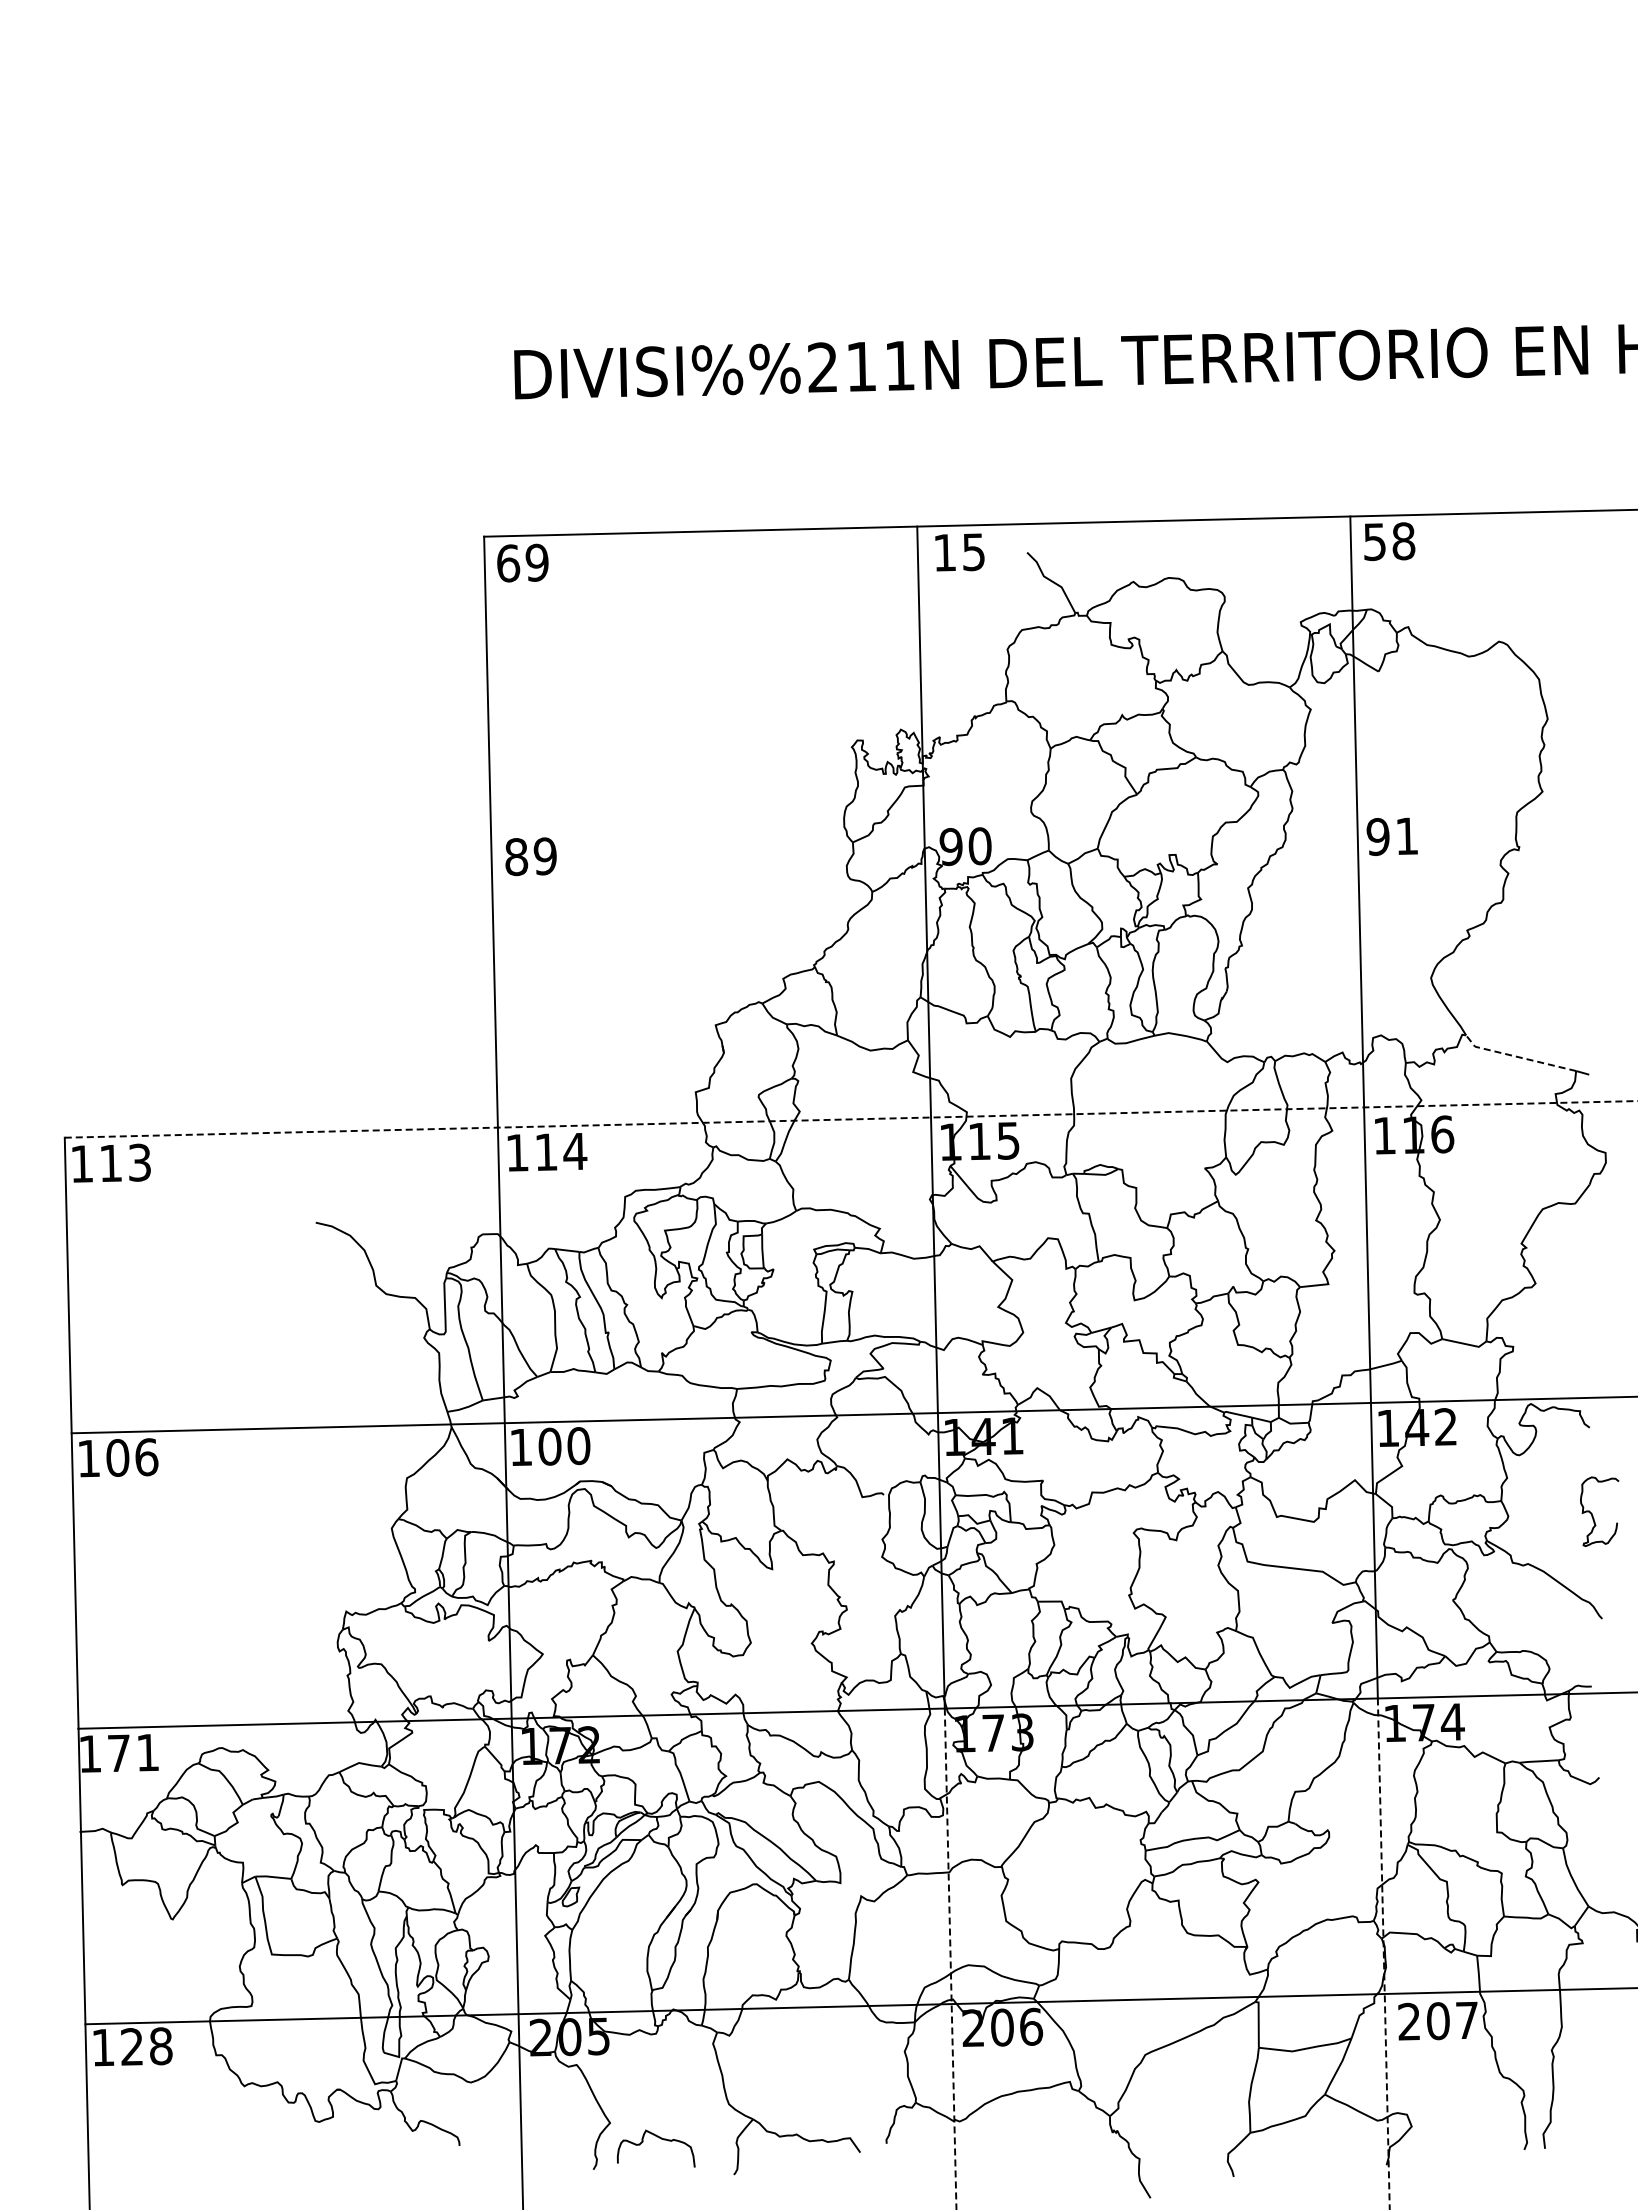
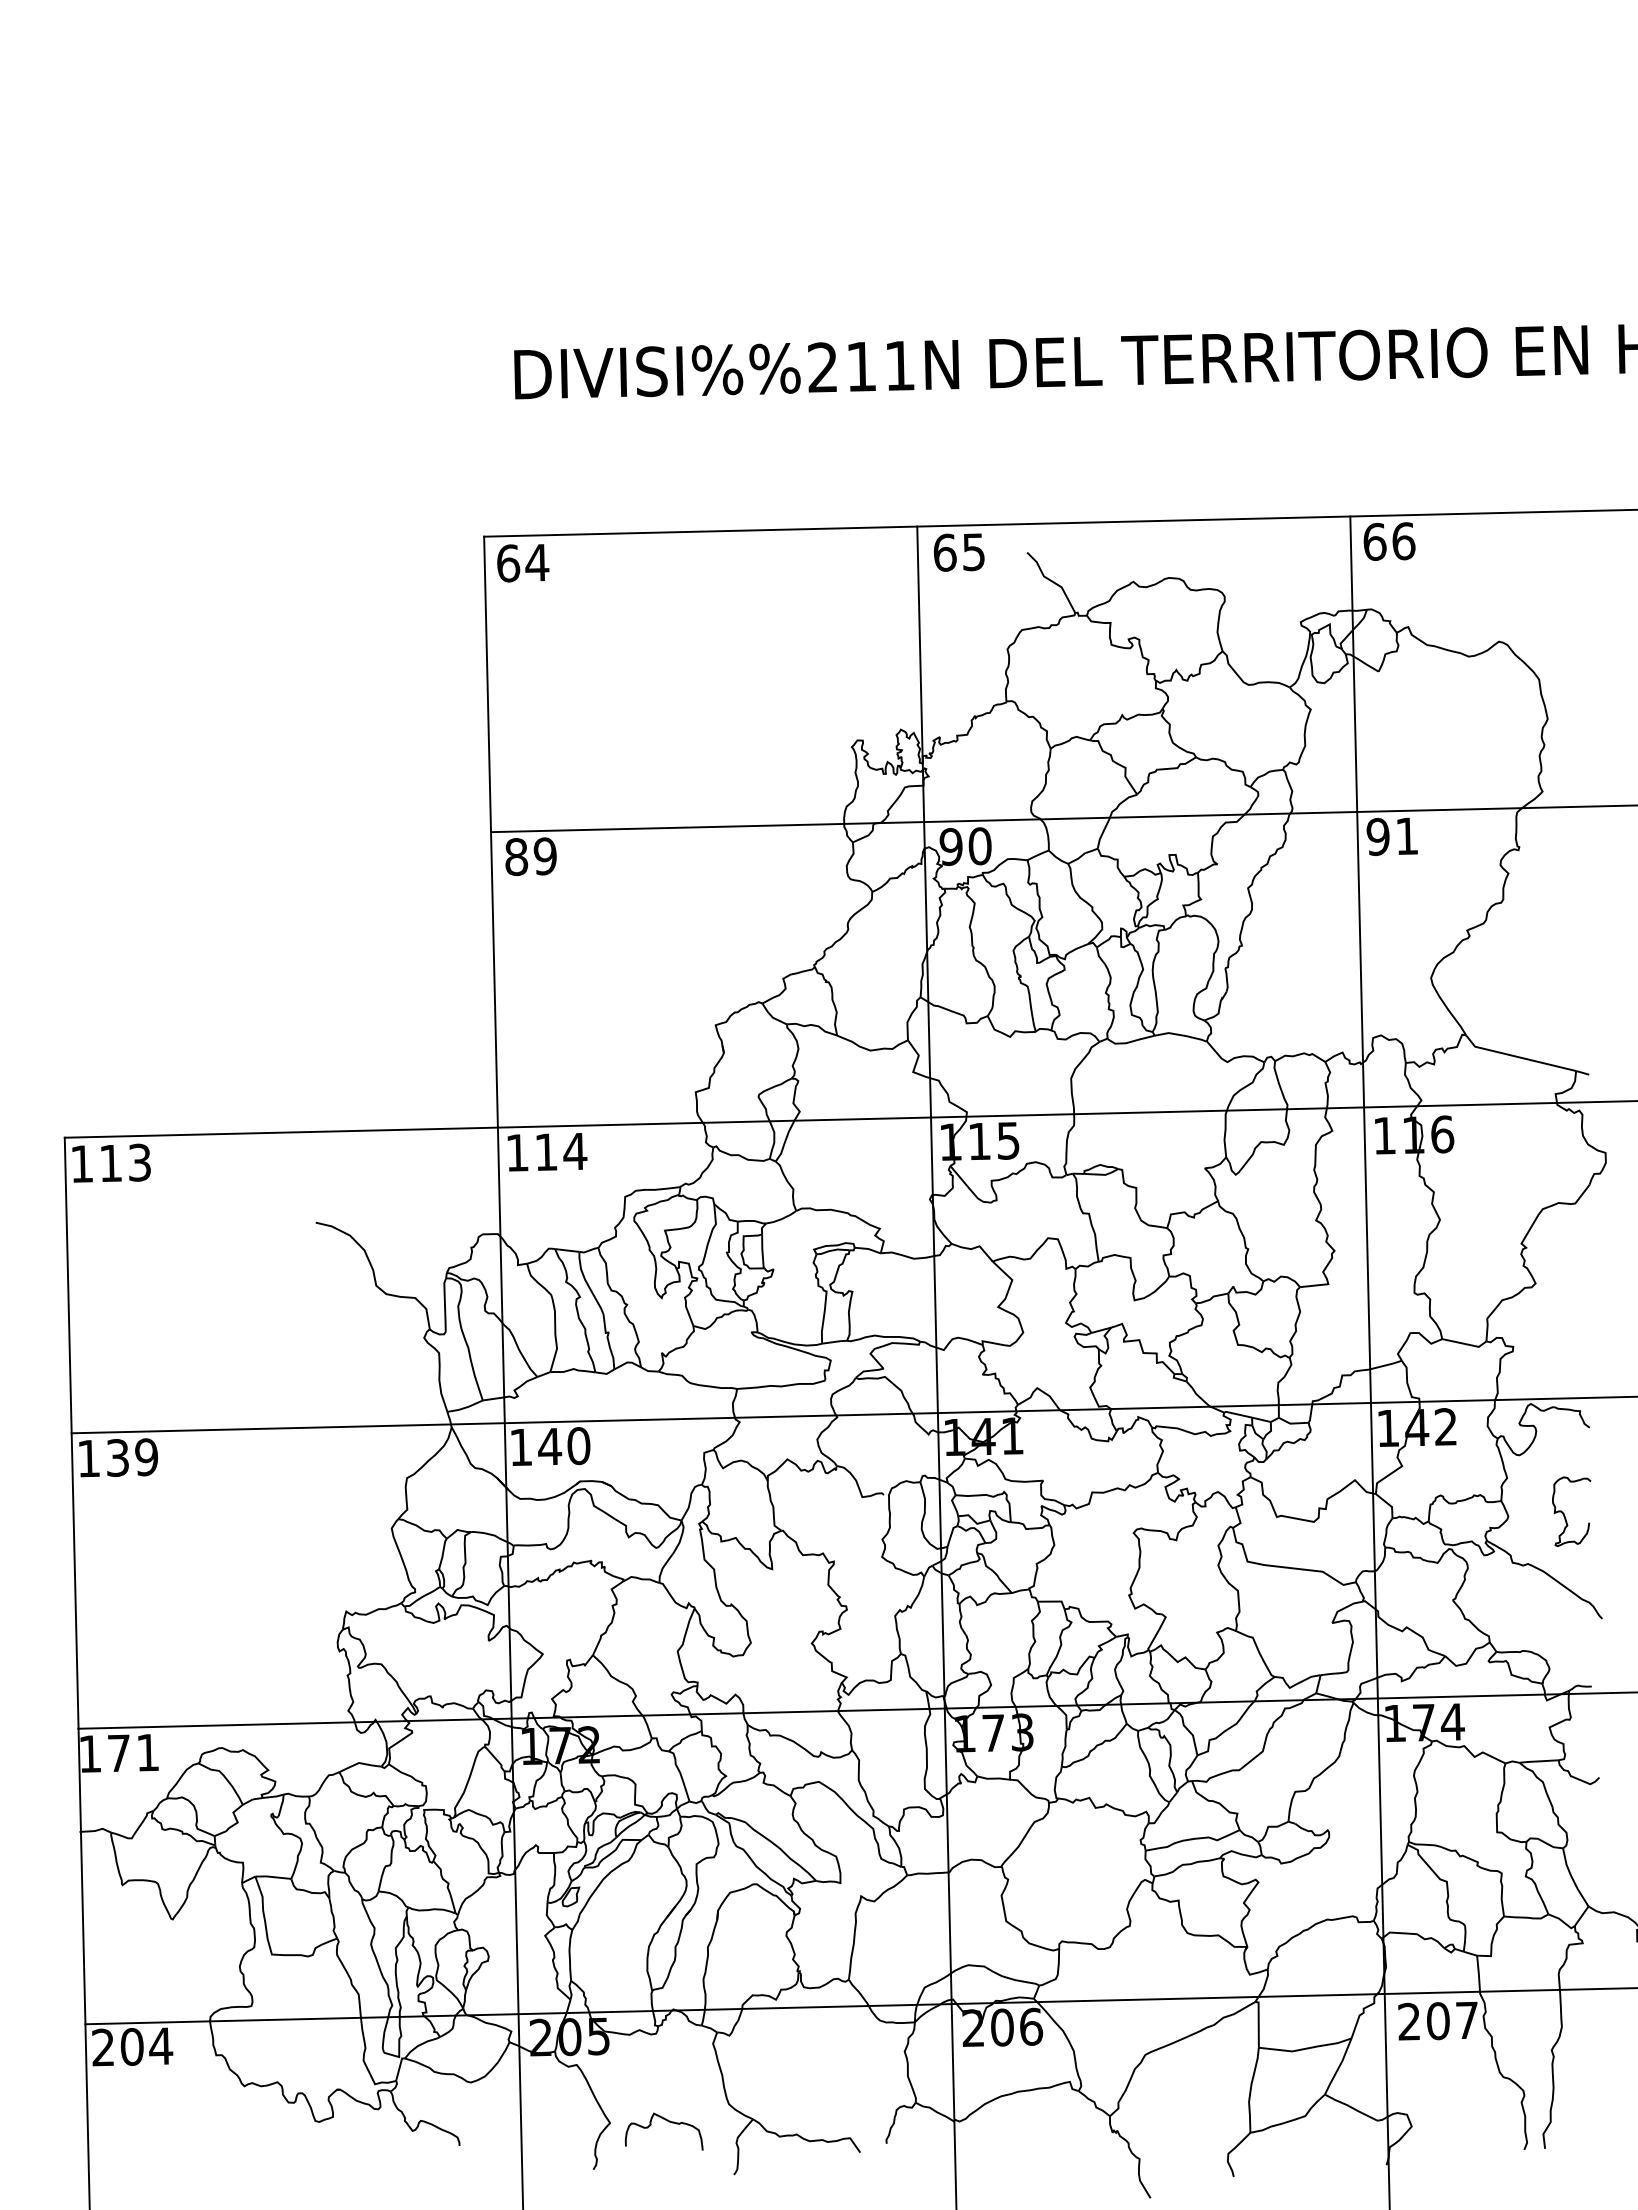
text: 58 -> 66 (1389, 541)
text: 15 -> 65 (944, 552)
text: 69 -> 64 (537, 562)
line: none -> present (1062, 818)
line: dashed -> solid (1517, 1056)
line: dashed -> solid (851, 1119)
text: 100 -> 140 (550, 1446)
text: 106 -> 139 (132, 1457)
curve position: (1593, 1515) -> (1565, 1515) (1565, 1515)
line: dashed -> solid (1383, 1954)
line: dashed -> solid (950, 1959)
text: 128 -> 204 (132, 2046)
curve position: (661, 2139) -> (669, 2122) (669, 2122)
